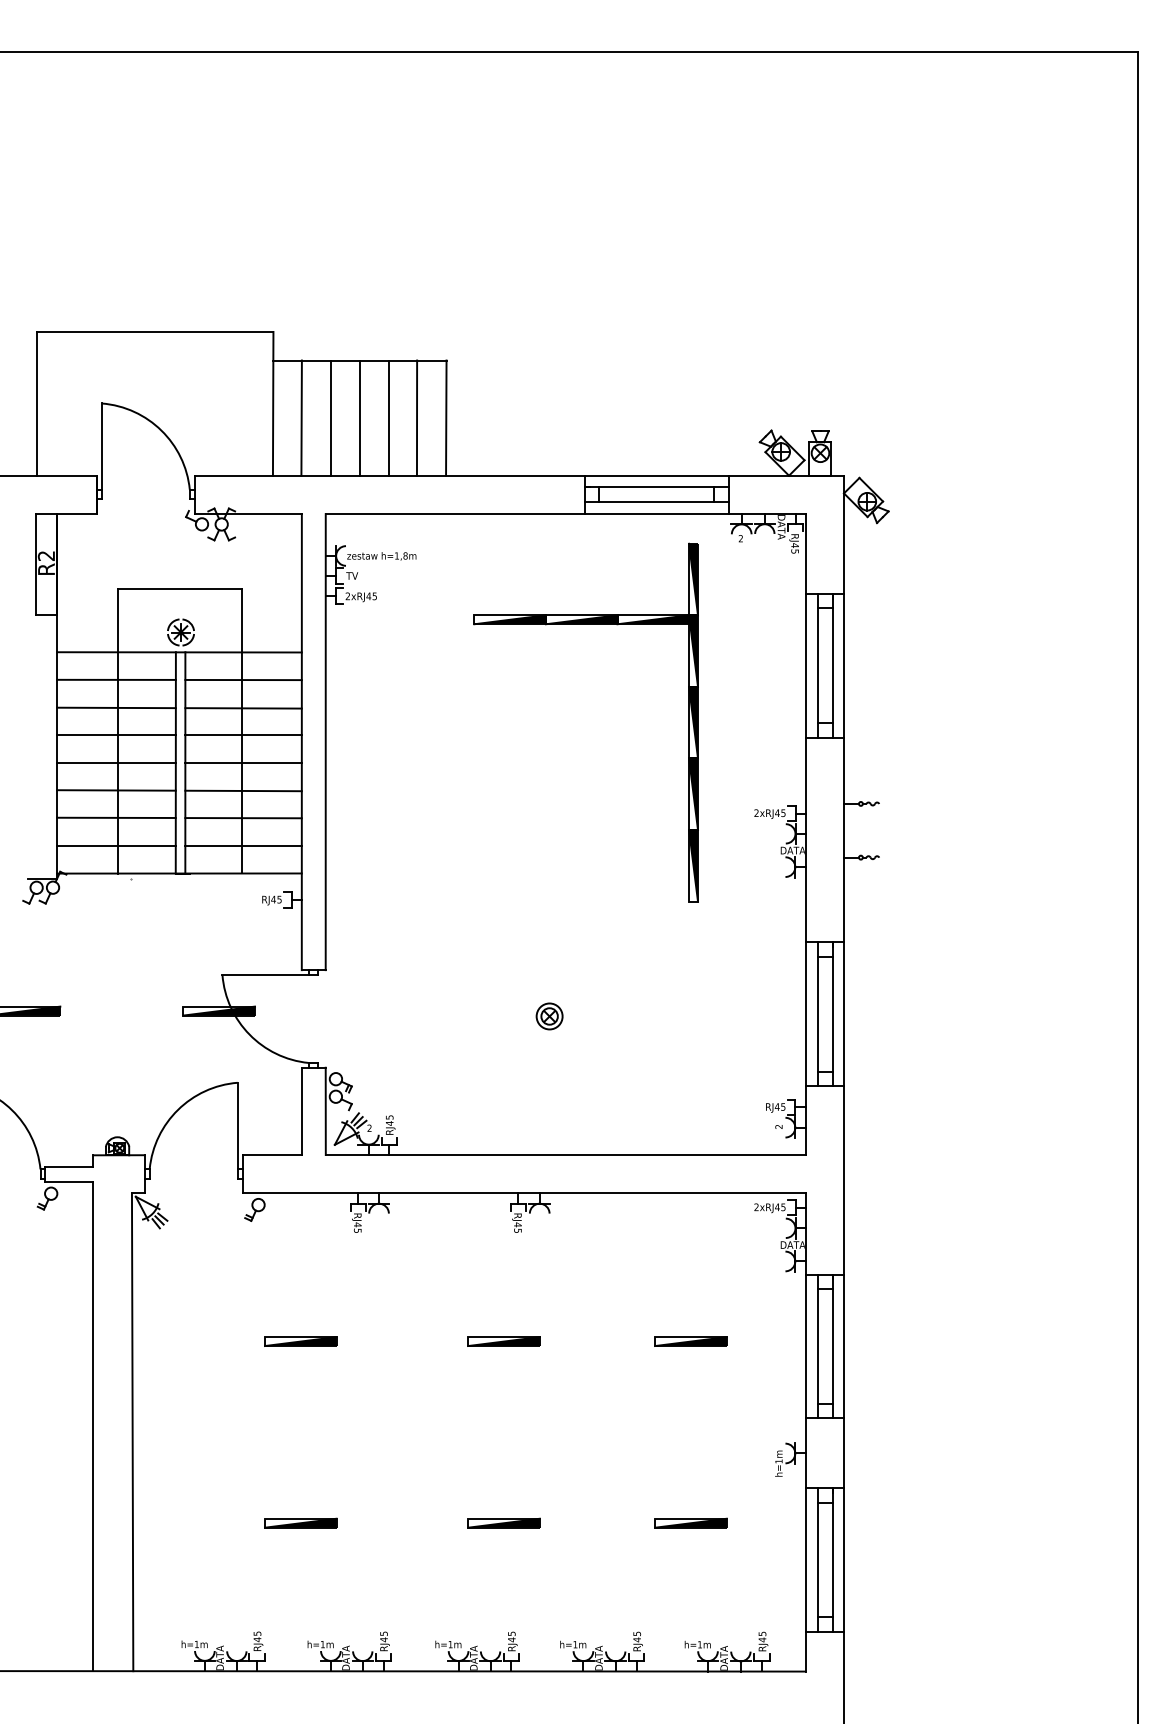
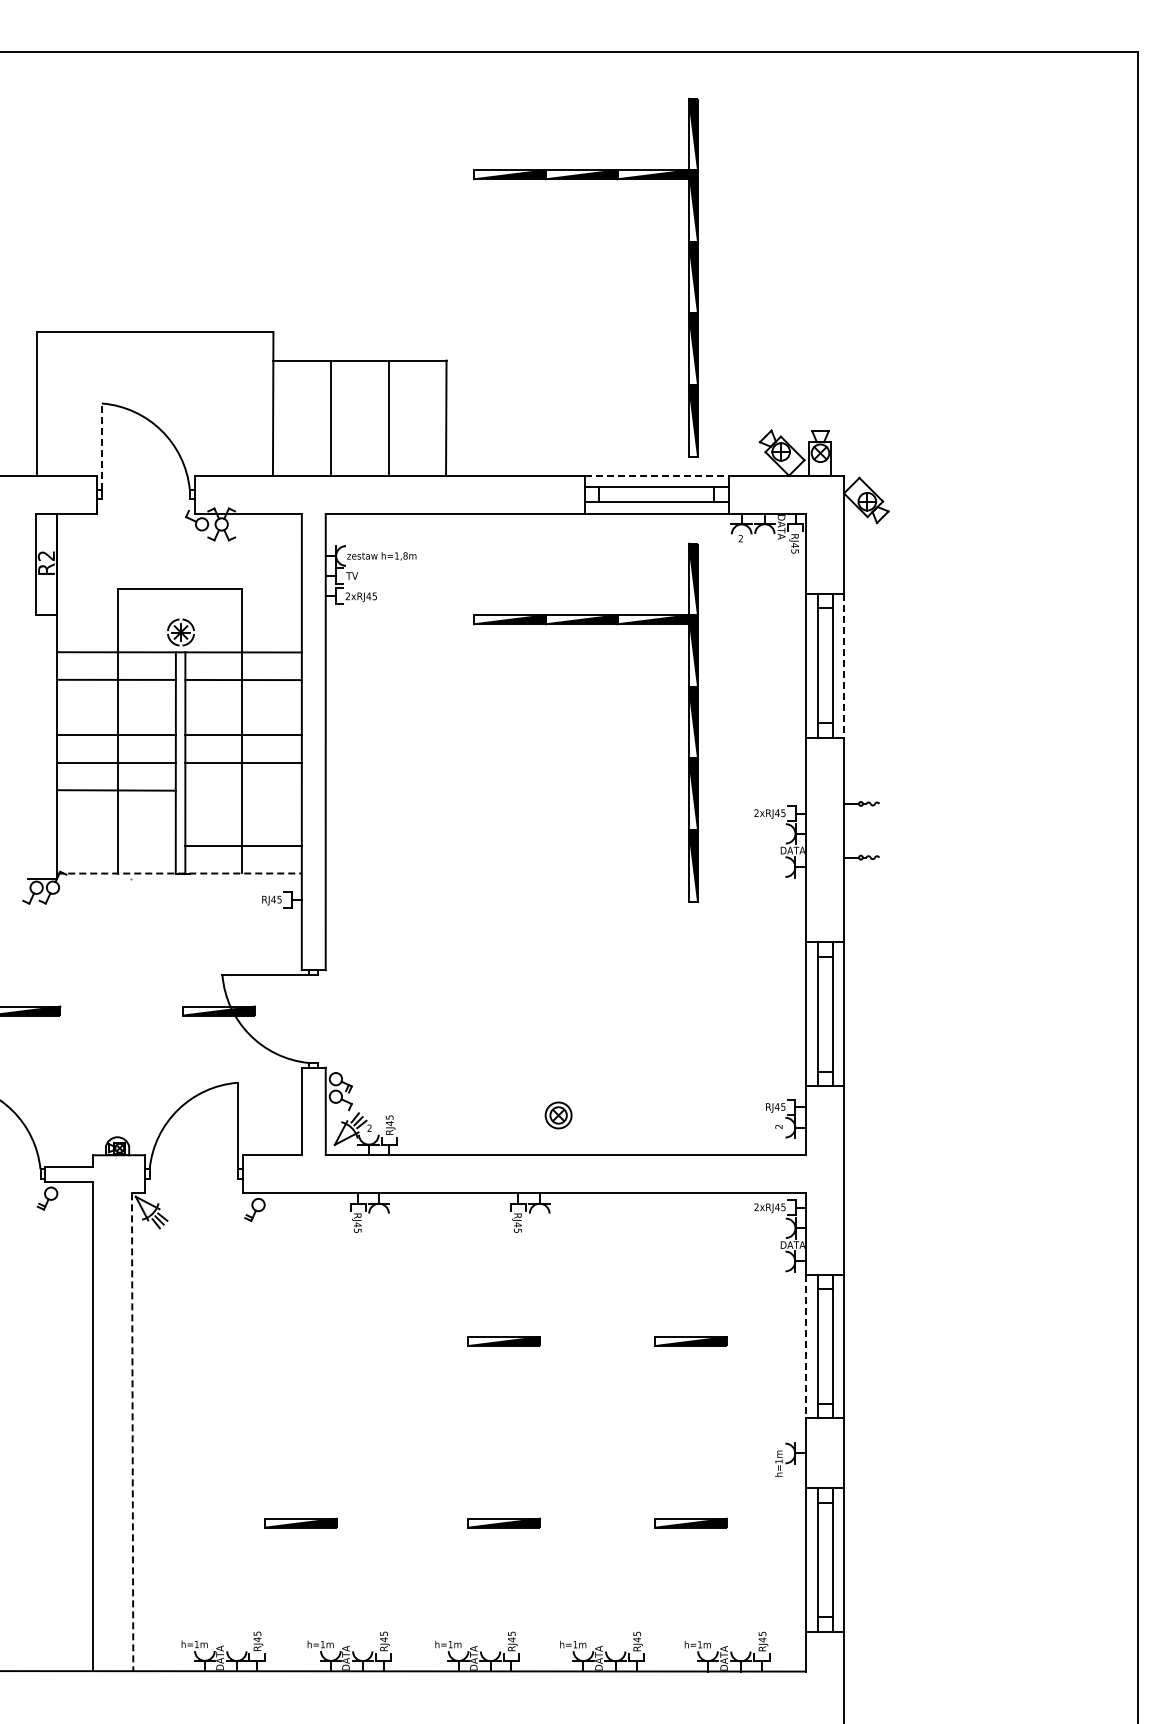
part: none -> present (585, 179)
line: present -> none (301, 417)
line: present -> none (359, 417)
line: present -> none (416, 417)
line: solid -> dashed (101, 446)
line: solid -> dashed (656, 475)
line: solid -> dashed (844, 665)
line: present -> none (116, 707)
line: present -> none (243, 708)
line: present -> none (243, 790)
line: present -> none (116, 817)
line: present -> none (243, 818)
line: present -> none (116, 845)
line: solid -> dashed (180, 873)
part position: (549, 1016) -> (558, 1115) (558, 1115)
part: present -> none (300, 1341)
line: solid -> dashed (805, 1346)
line: solid -> dashed (132, 1432)
